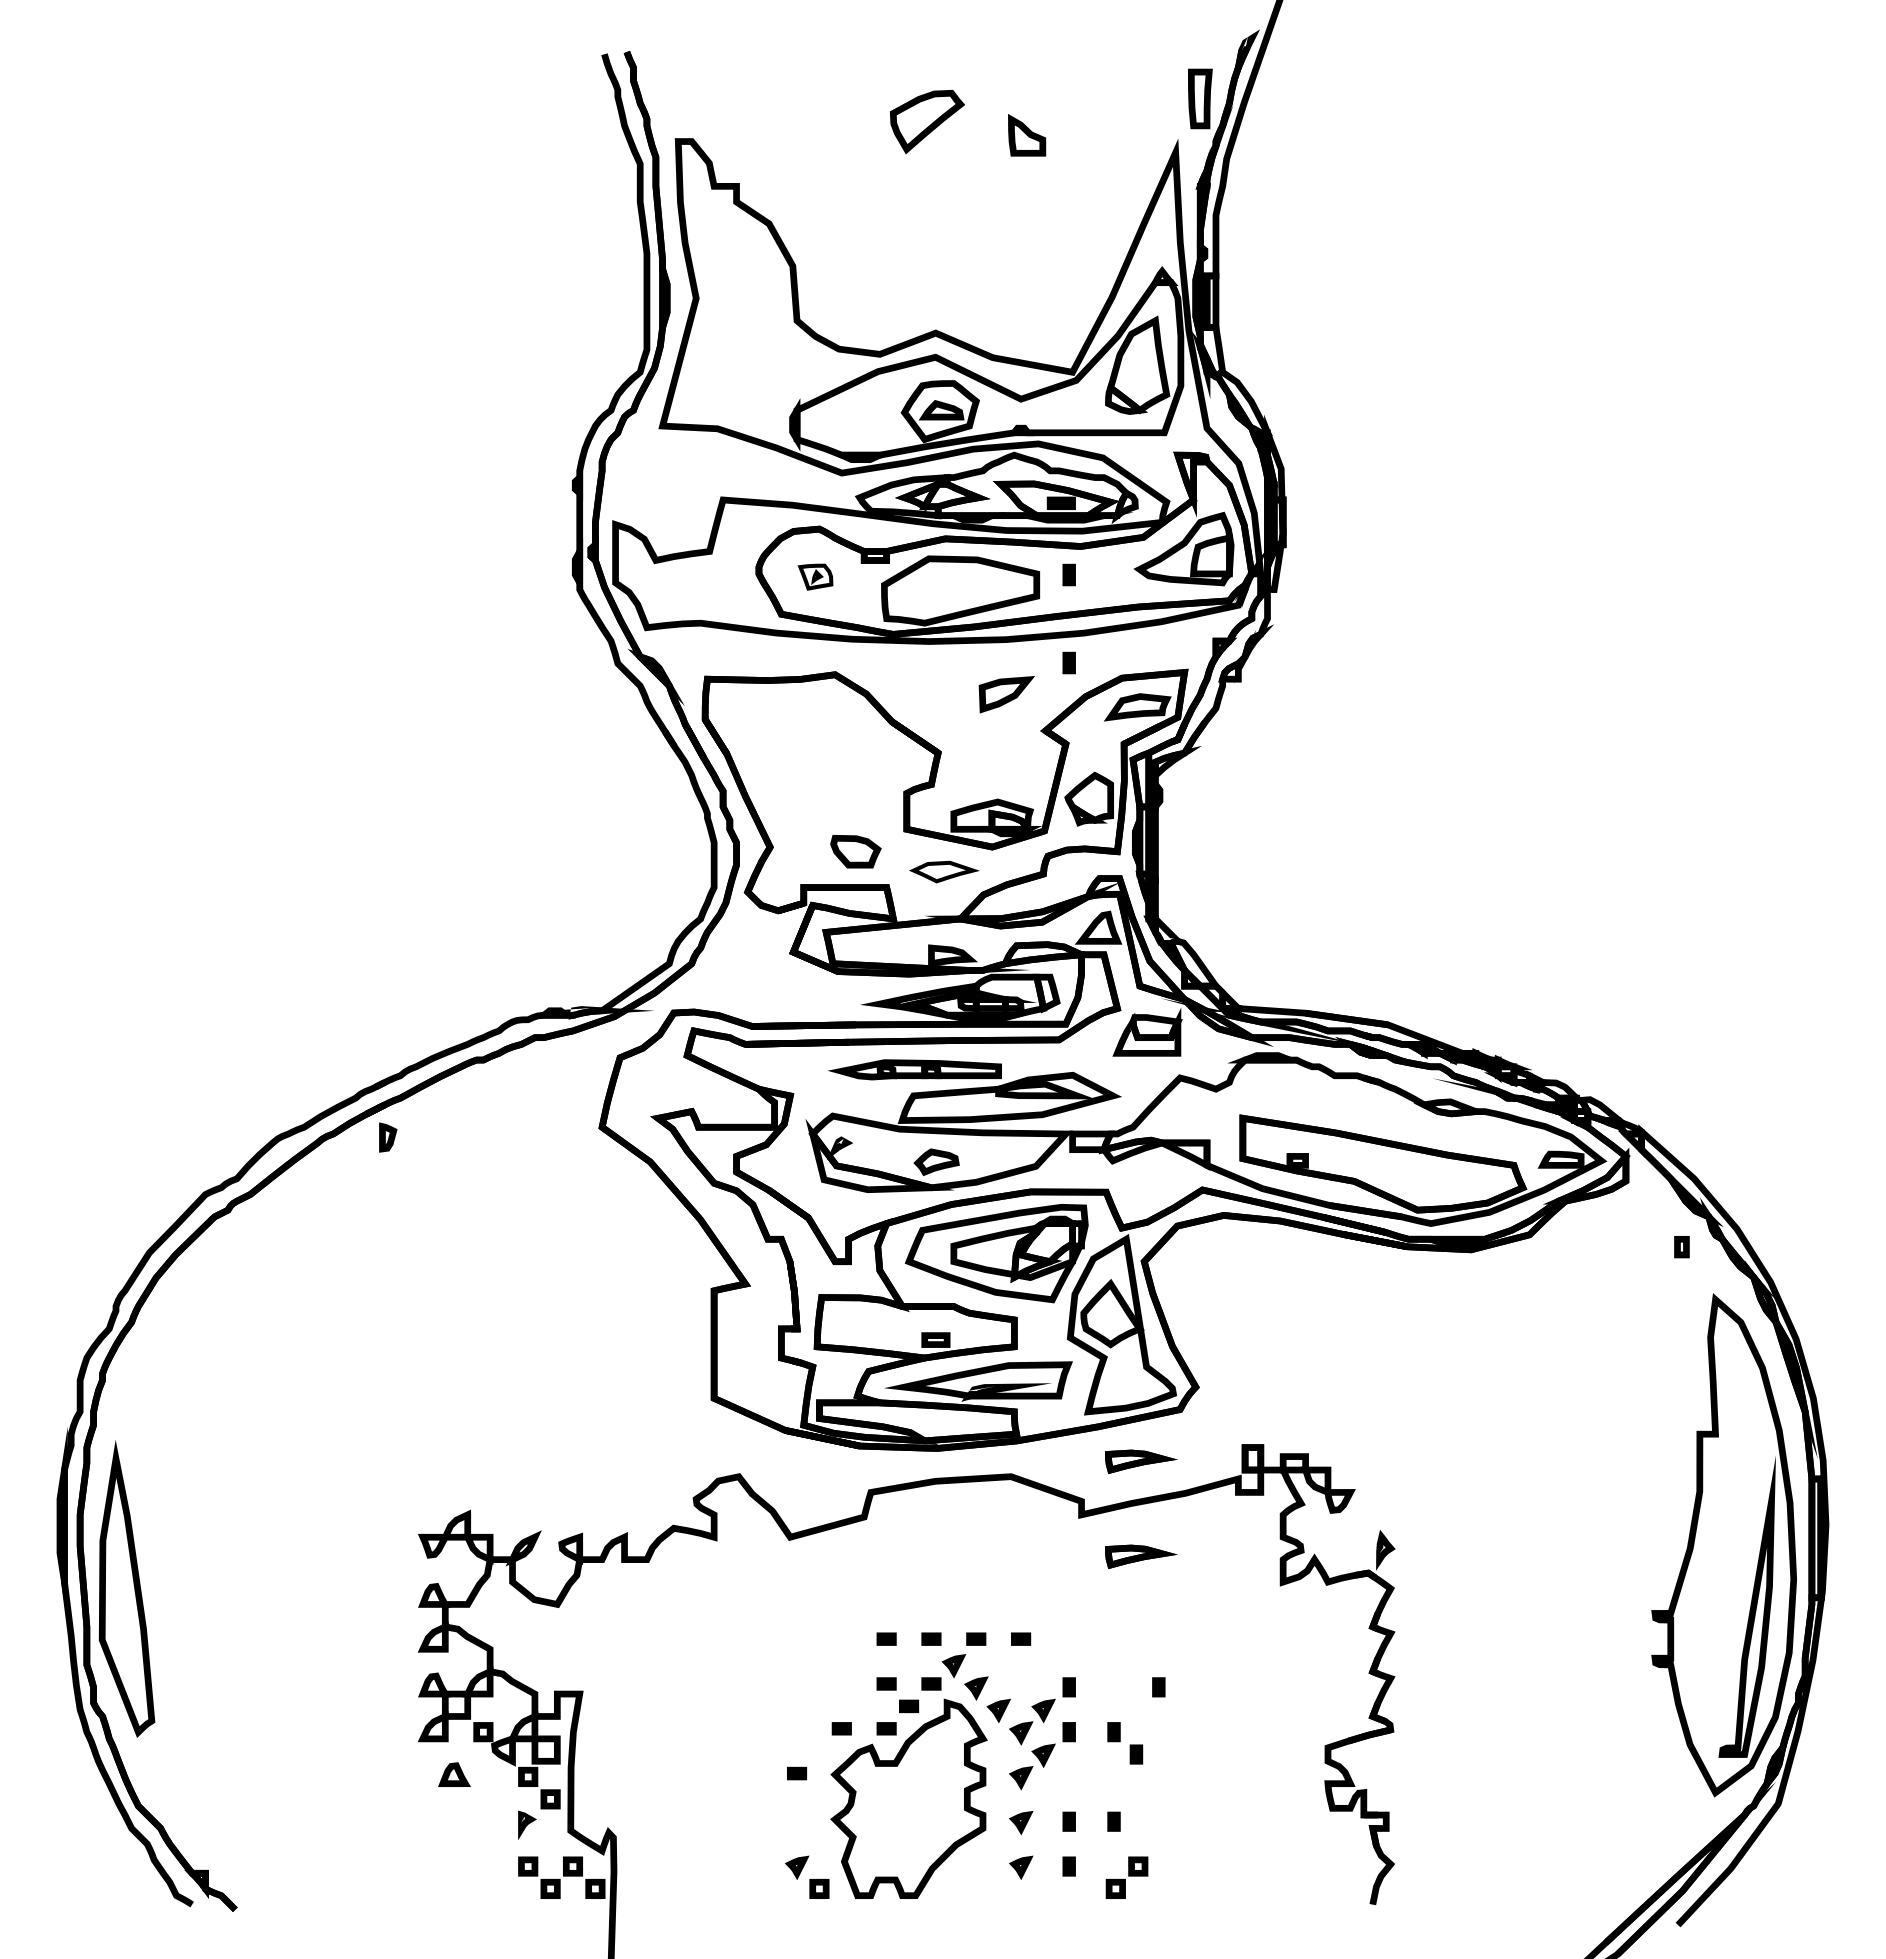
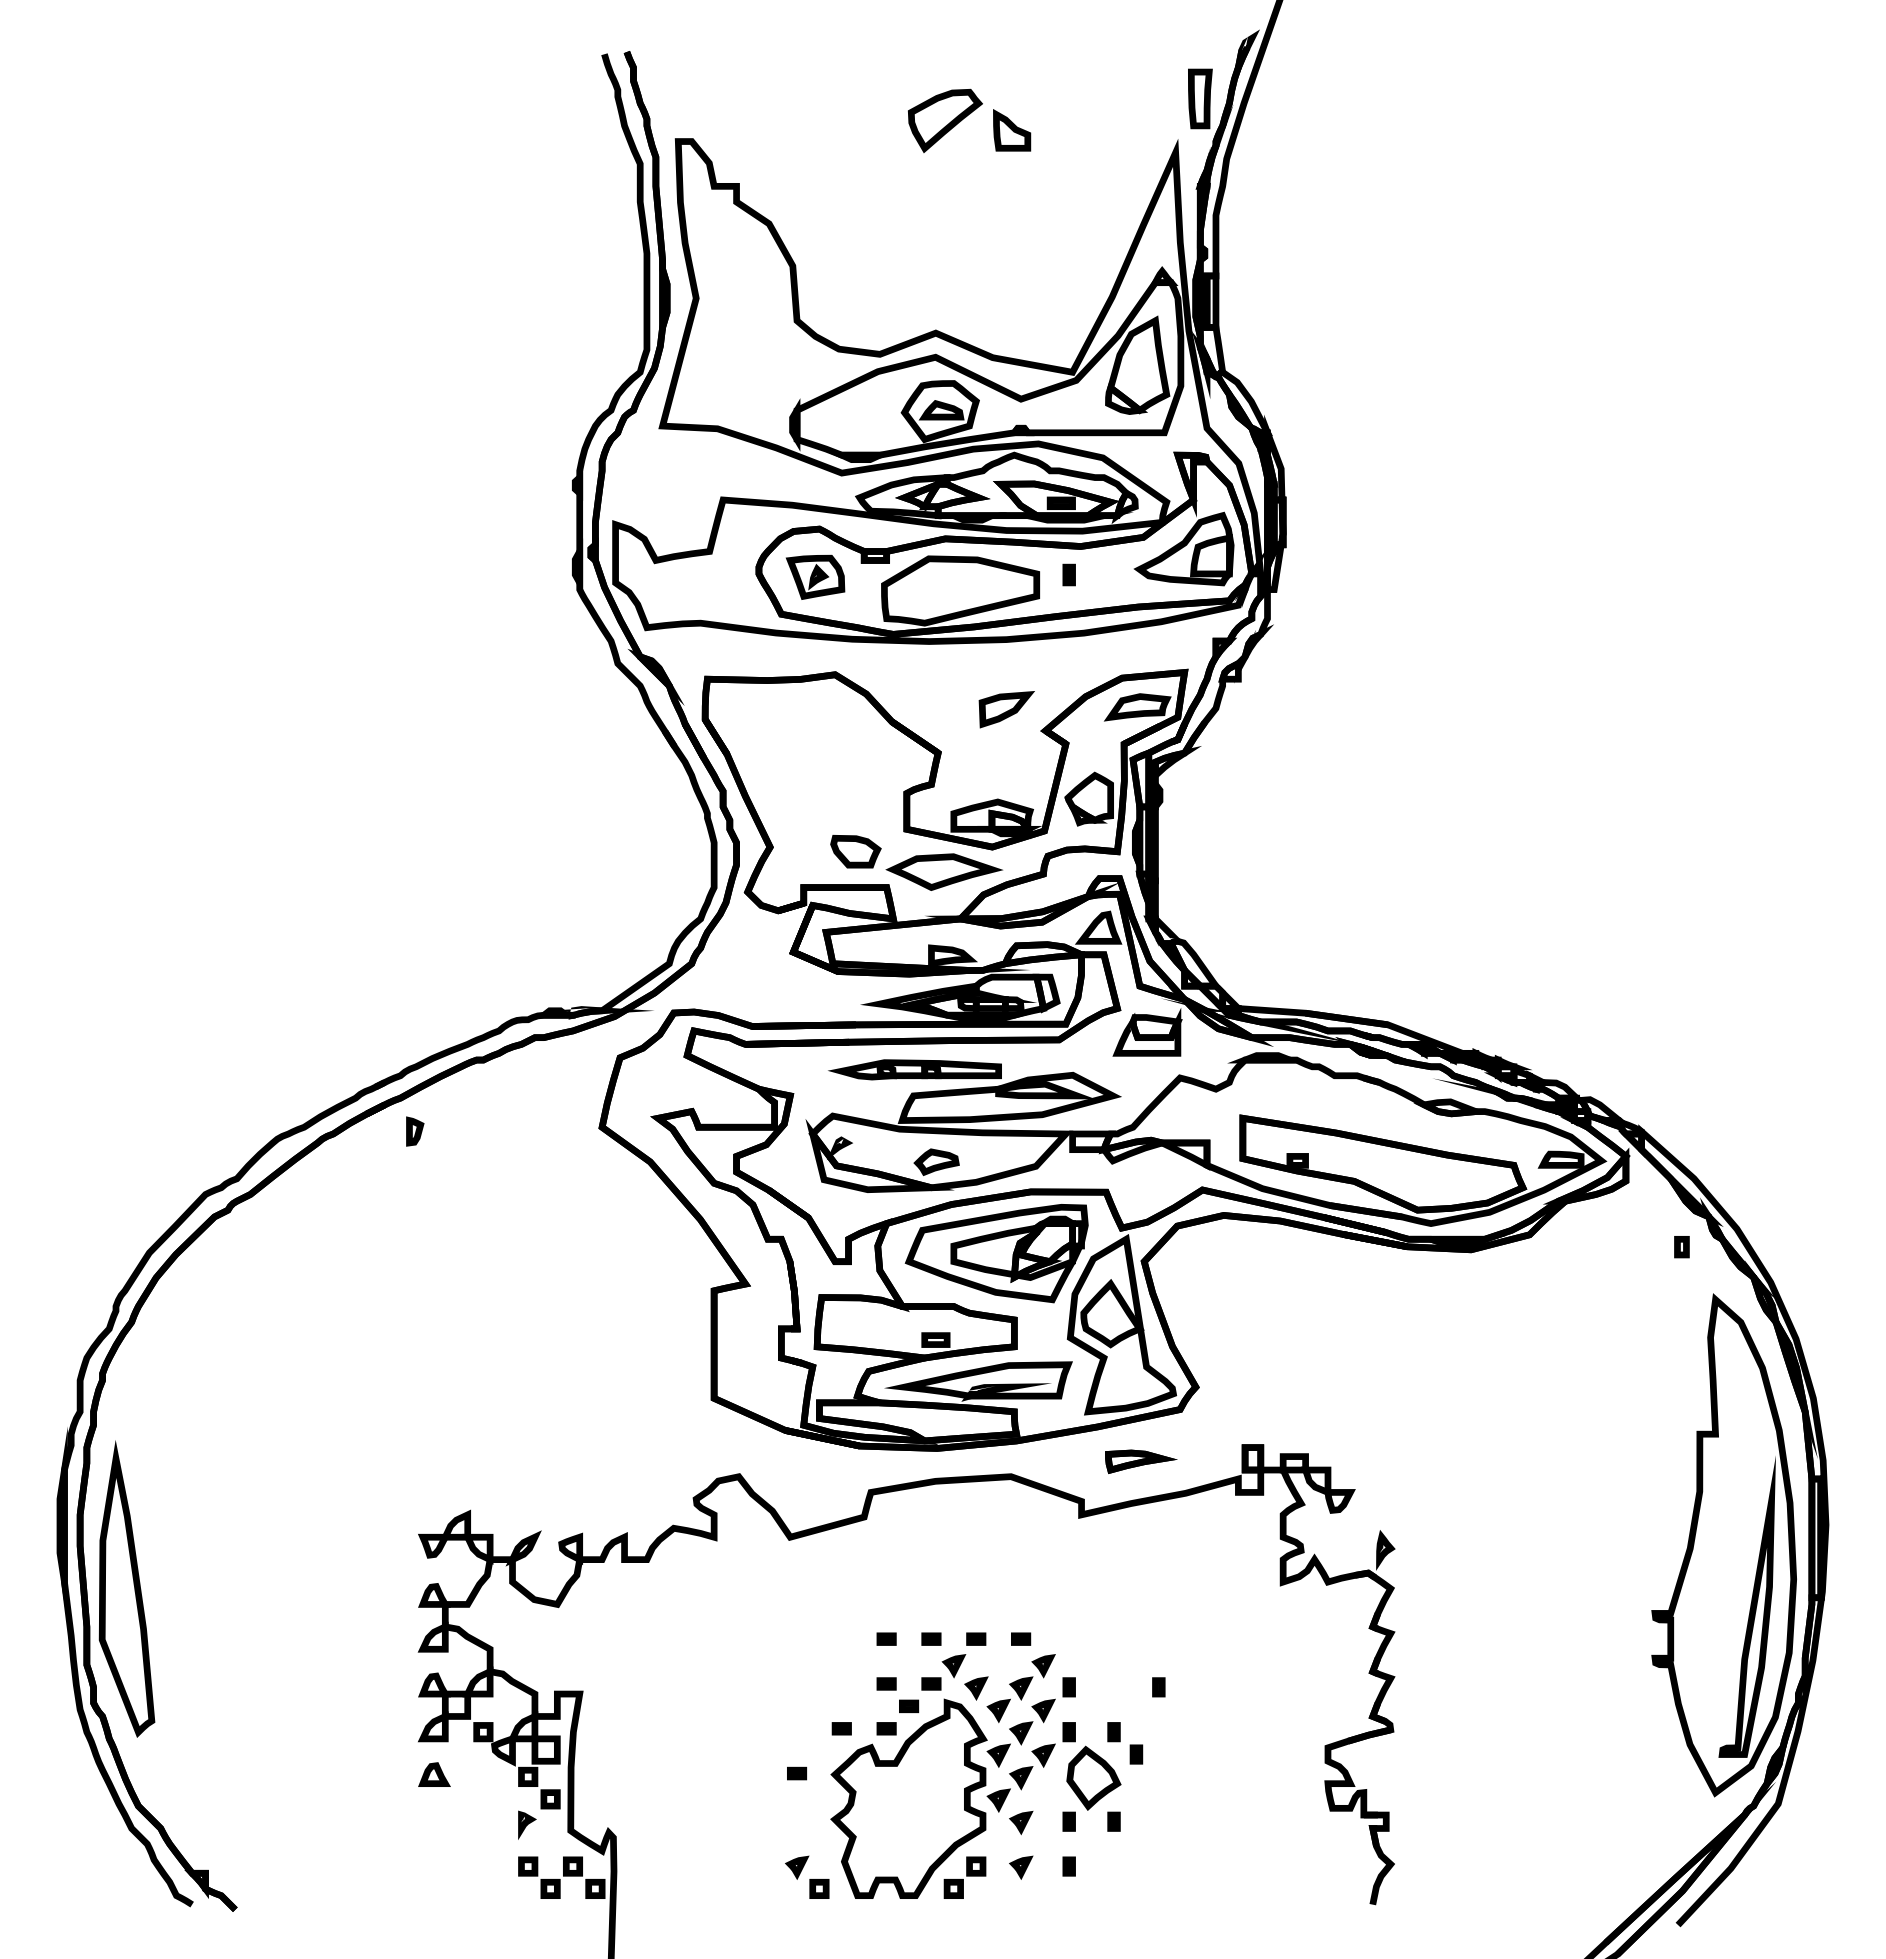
part position: (927, 121) -> (945, 120) (945, 120)
part position: (1027, 135) -> (1012, 130) (1012, 130)
part size: 37x28 px -> 61x46 px (815, 576)
part: present -> none (1068, 662)
part position: (1006, 694) -> (1006, 709) (1006, 709)
part size: 71x24 px -> 119x38 px (944, 871)
part position: (388, 1137) -> (415, 1131) (415, 1131)
part: present -> none (1141, 1556)
part: none -> present (1032, 1677)
part: none -> present (998, 1755)
part position: (454, 1774) -> (434, 1774) (434, 1774)
part: none -> present (1093, 1777)
part: none -> present (998, 1800)
part position: (1126, 1877) -> (964, 1877) (964, 1877)
